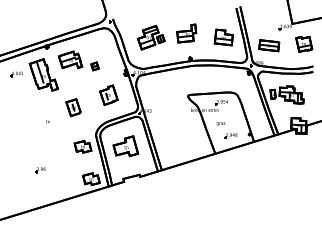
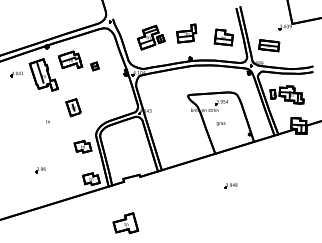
part: present -> none (304, 44)
part: present -> none (108, 94)
part position: (230, 135) -> (230, 185) (230, 185)
part position: (125, 146) -> (125, 223) (125, 223)
